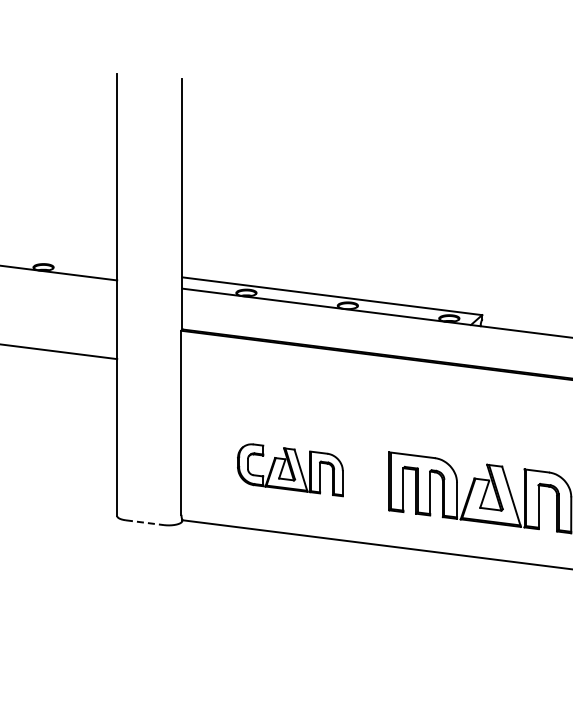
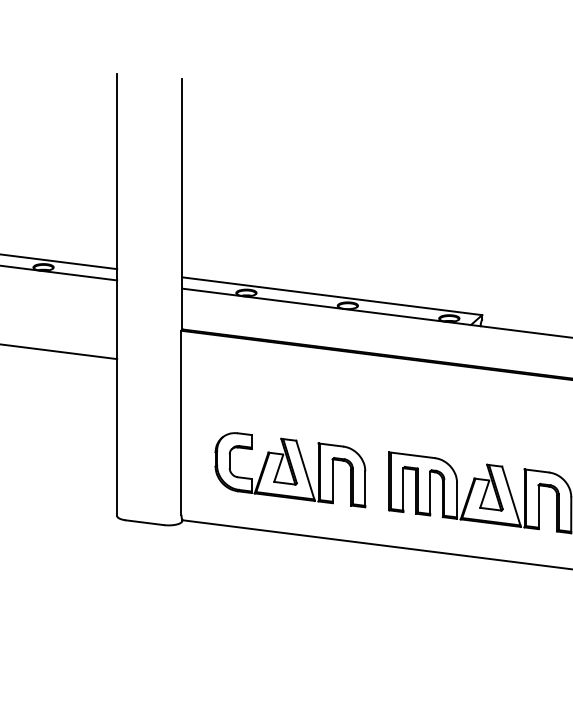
line: none -> present (59, 261)
part size: 107x55 px -> 153x77 px (290, 470)
line: dashed -> solid (145, 522)
